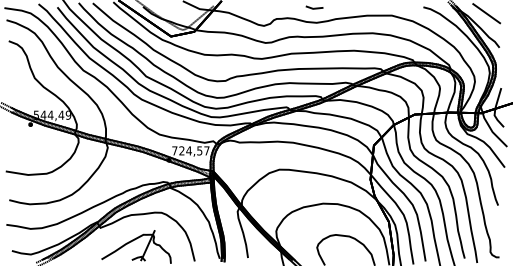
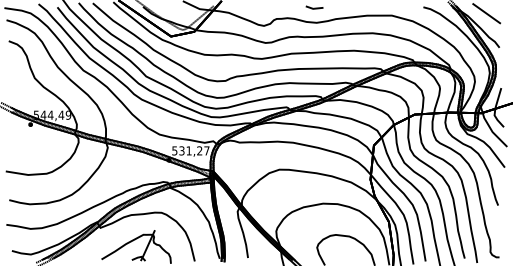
text: 724,57 -> 531,27 (187, 150)
